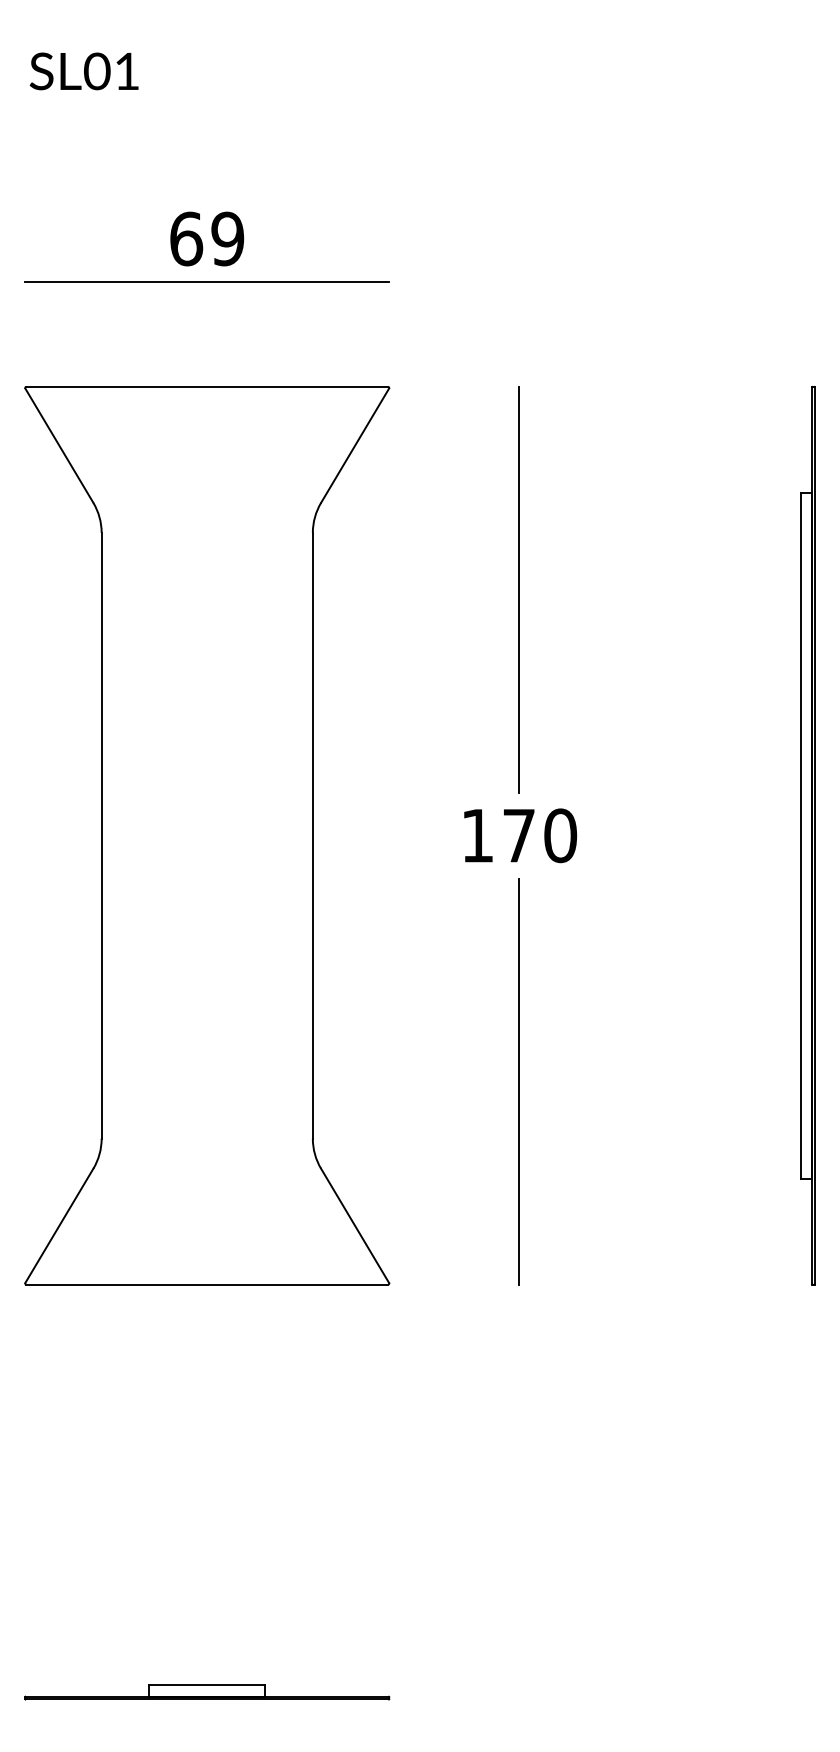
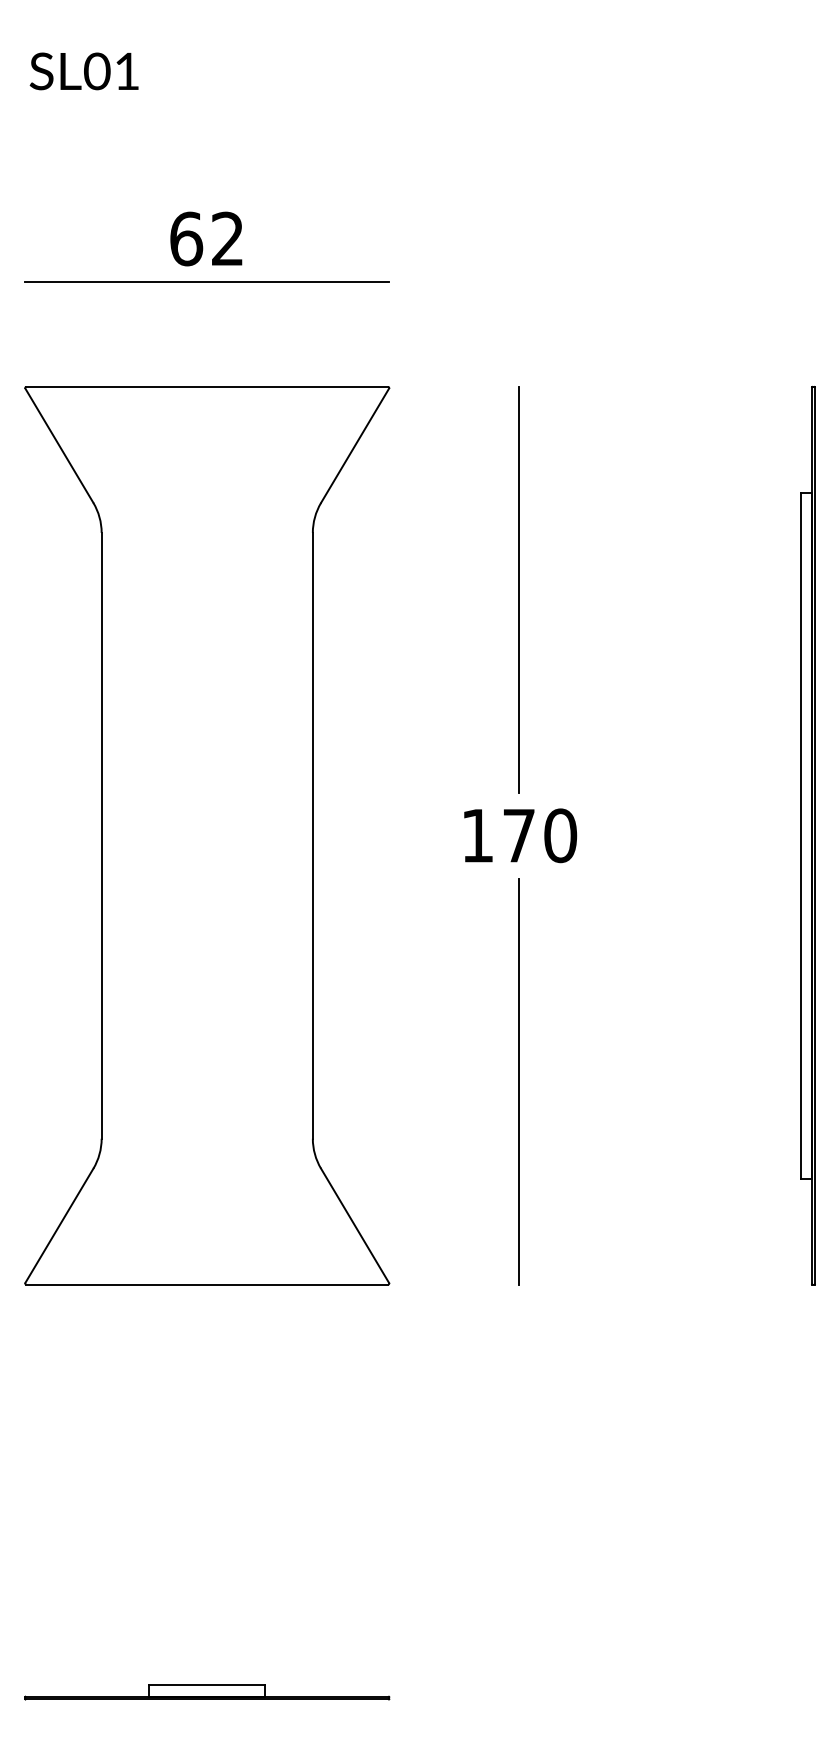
text: 69 -> 62 (227, 238)
